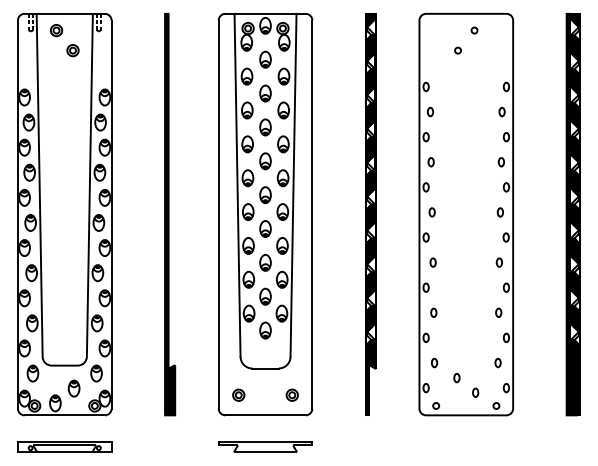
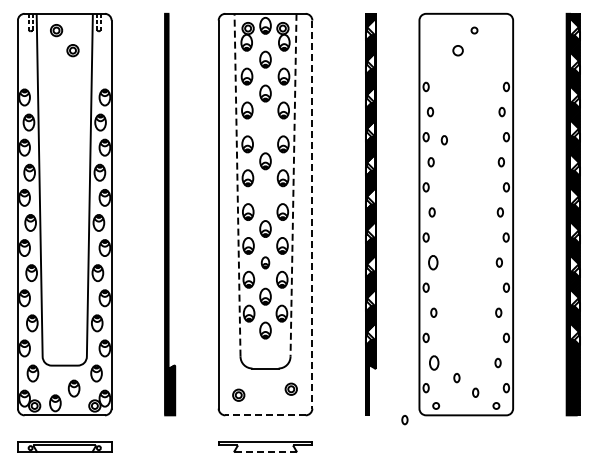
circle size: 8x9 px -> 12x12 px (457, 50)
part: present -> none (265, 127)
part: none -> present (443, 140)
line: solid -> dashed (237, 184)
line: solid -> dashed (293, 185)
part: present -> none (265, 195)
line: solid -> dashed (312, 215)
part size: 13x18 px -> 11x14 px (265, 262)
part size: 8x11 px -> 11x16 px (433, 262)
part size: 8x12 px -> 11x16 px (434, 362)
part position: (291, 394) -> (290, 388) (290, 388)
line: solid -> dashed (265, 415)
part: none -> present (404, 420)
line: solid -> dashed (266, 452)
